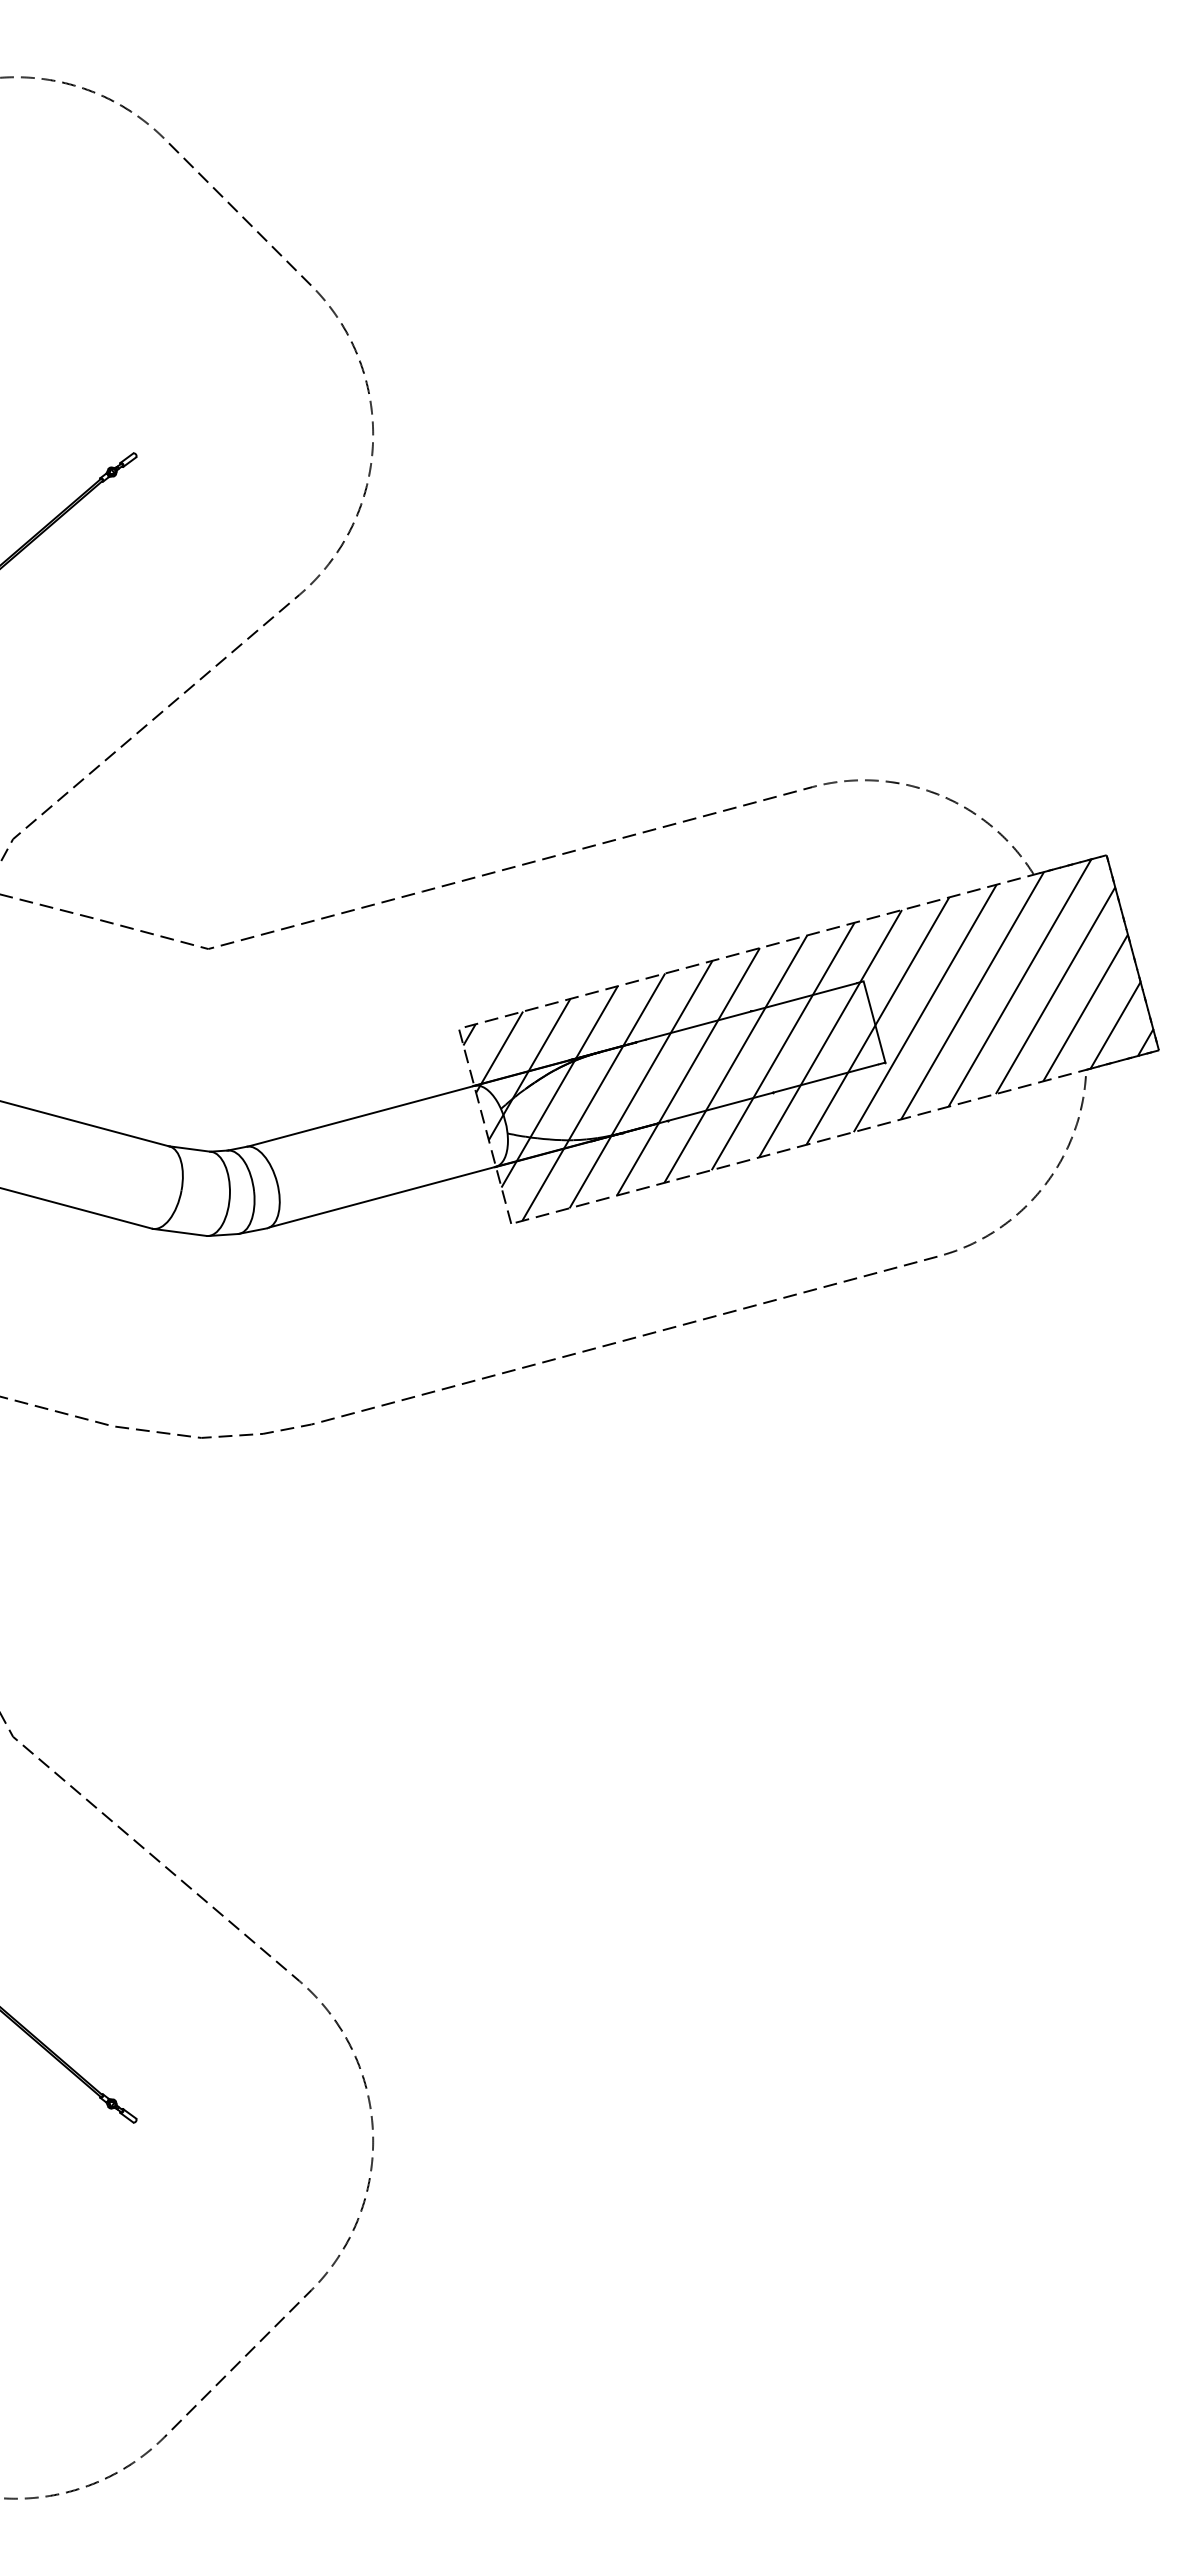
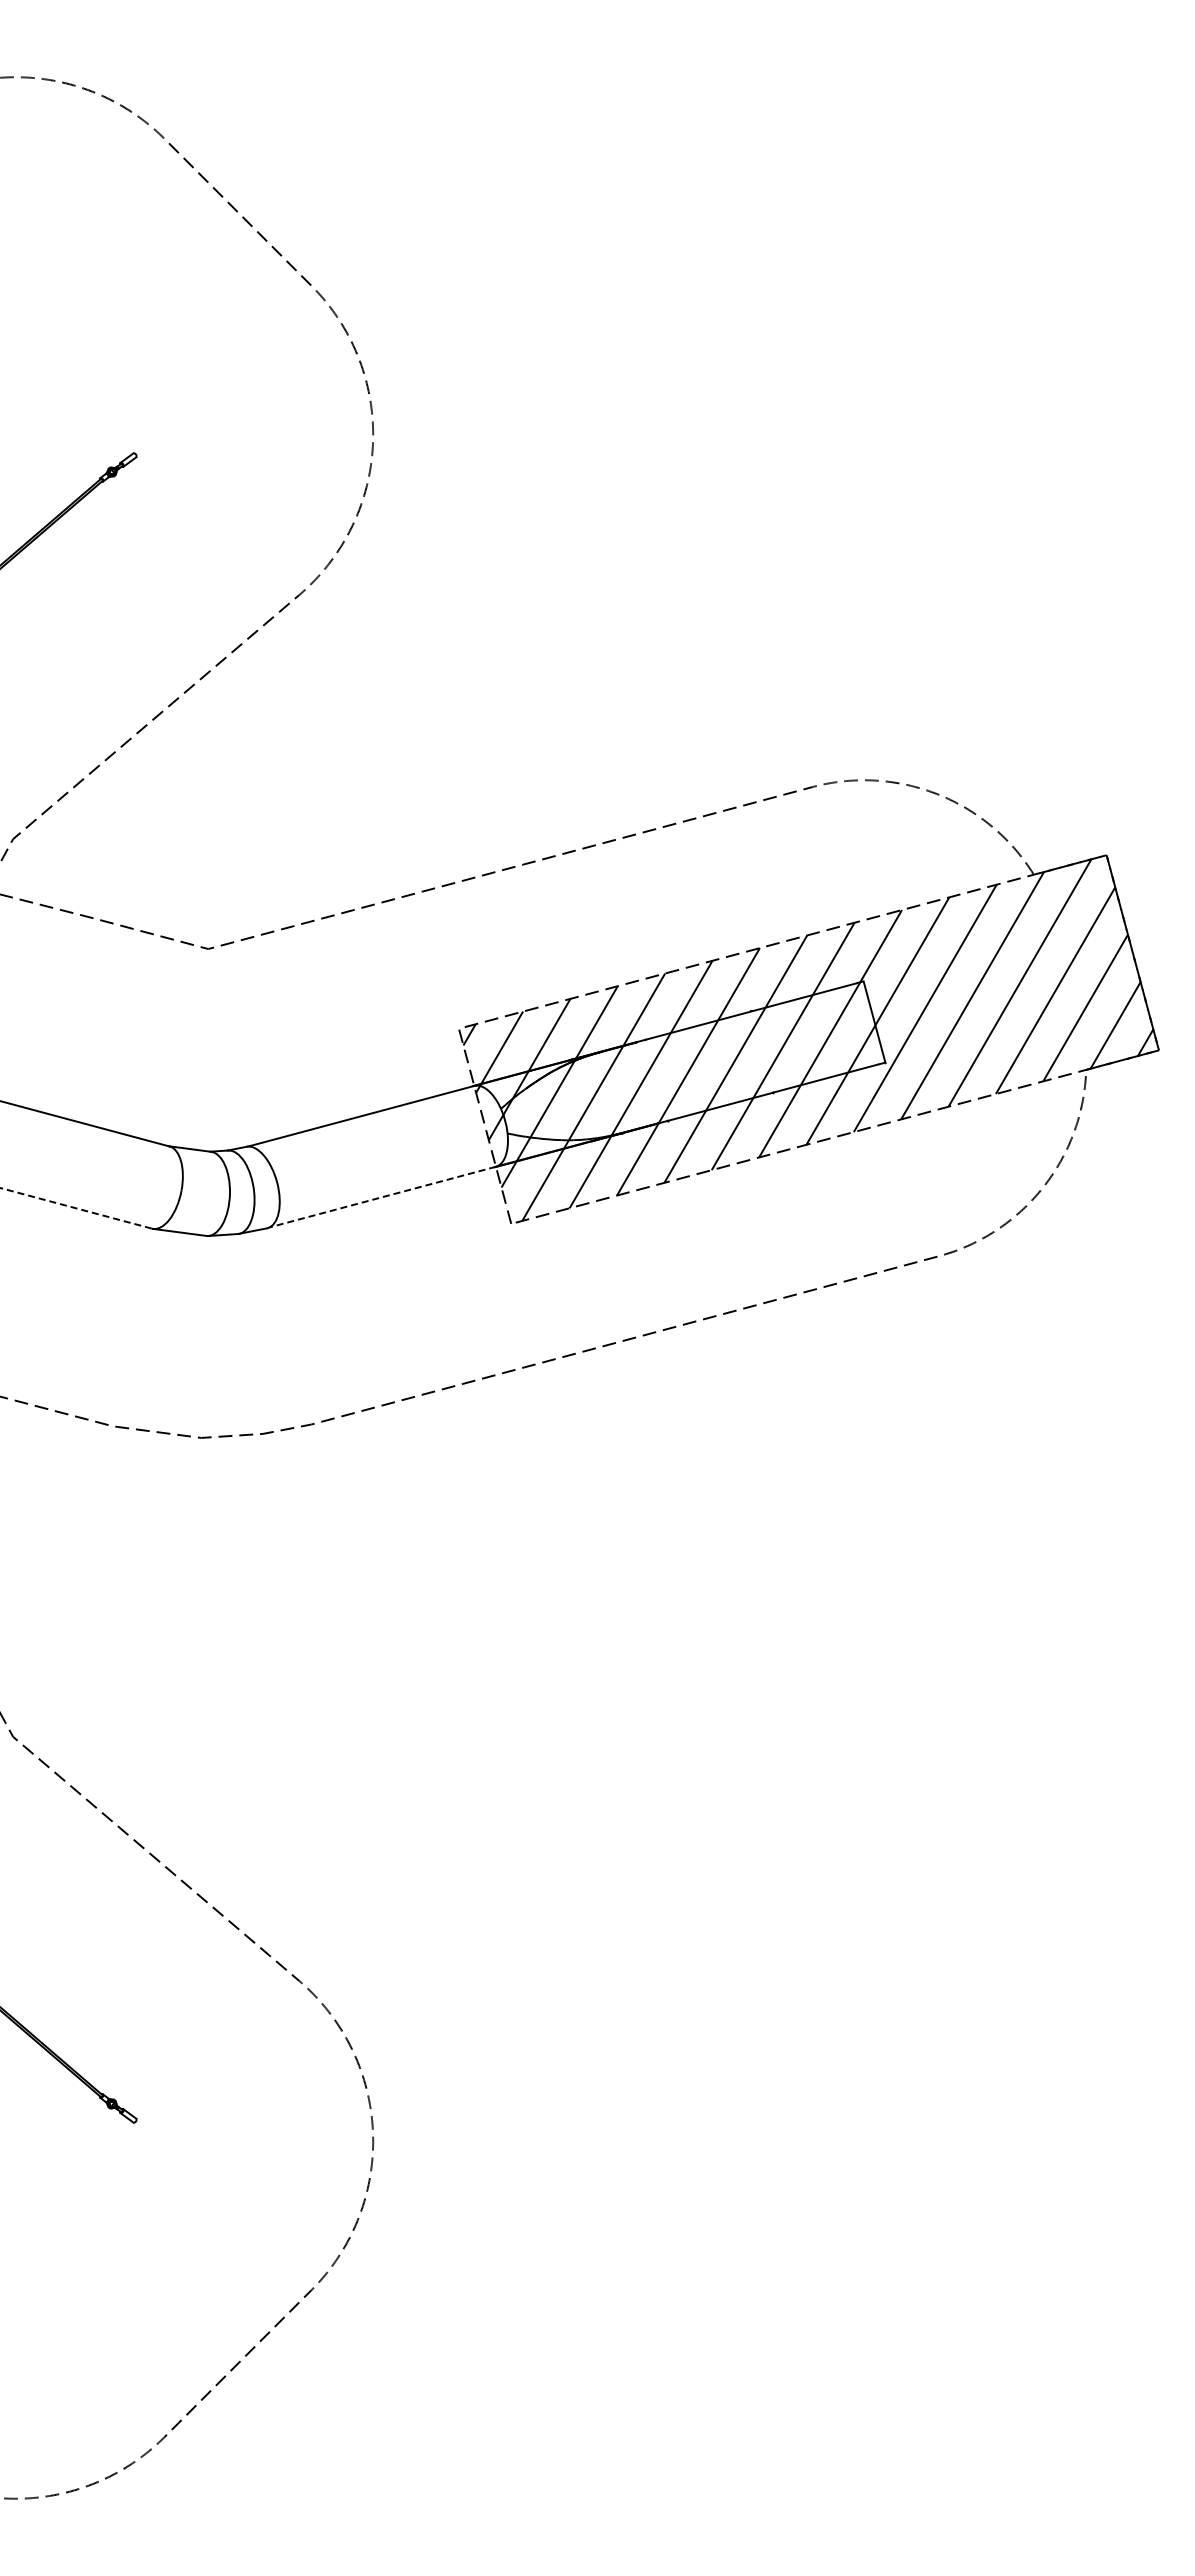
line: solid -> dashed (382, 1197)
line: solid -> dashed (75, 1208)
